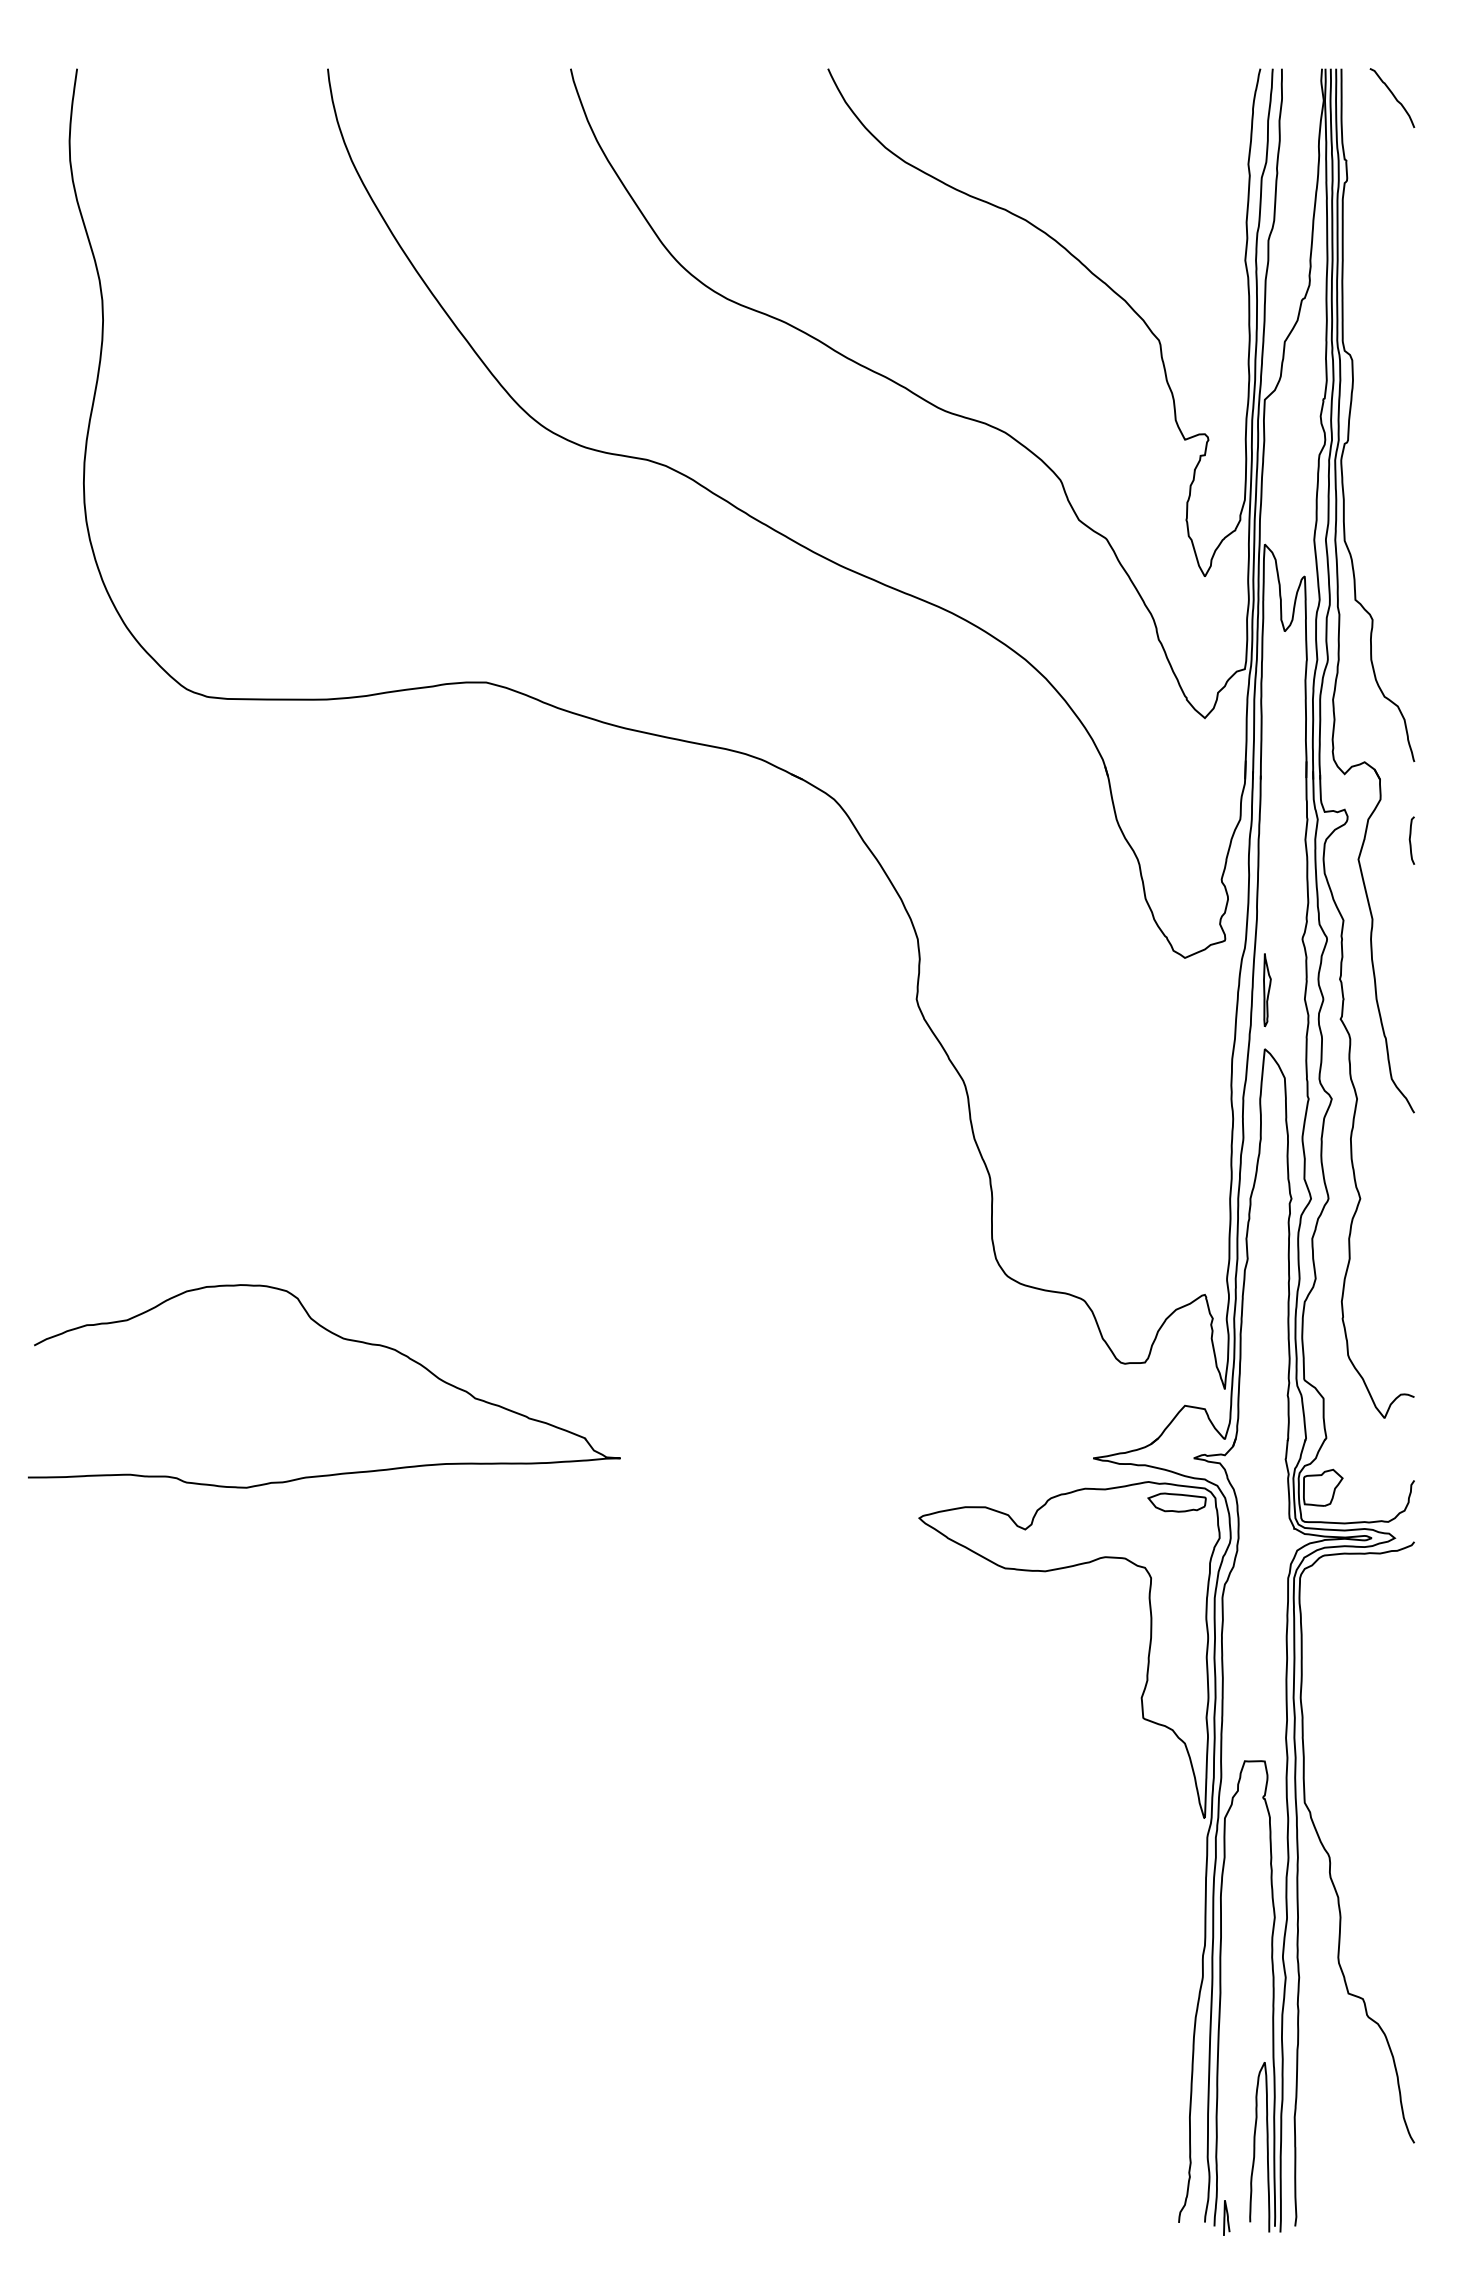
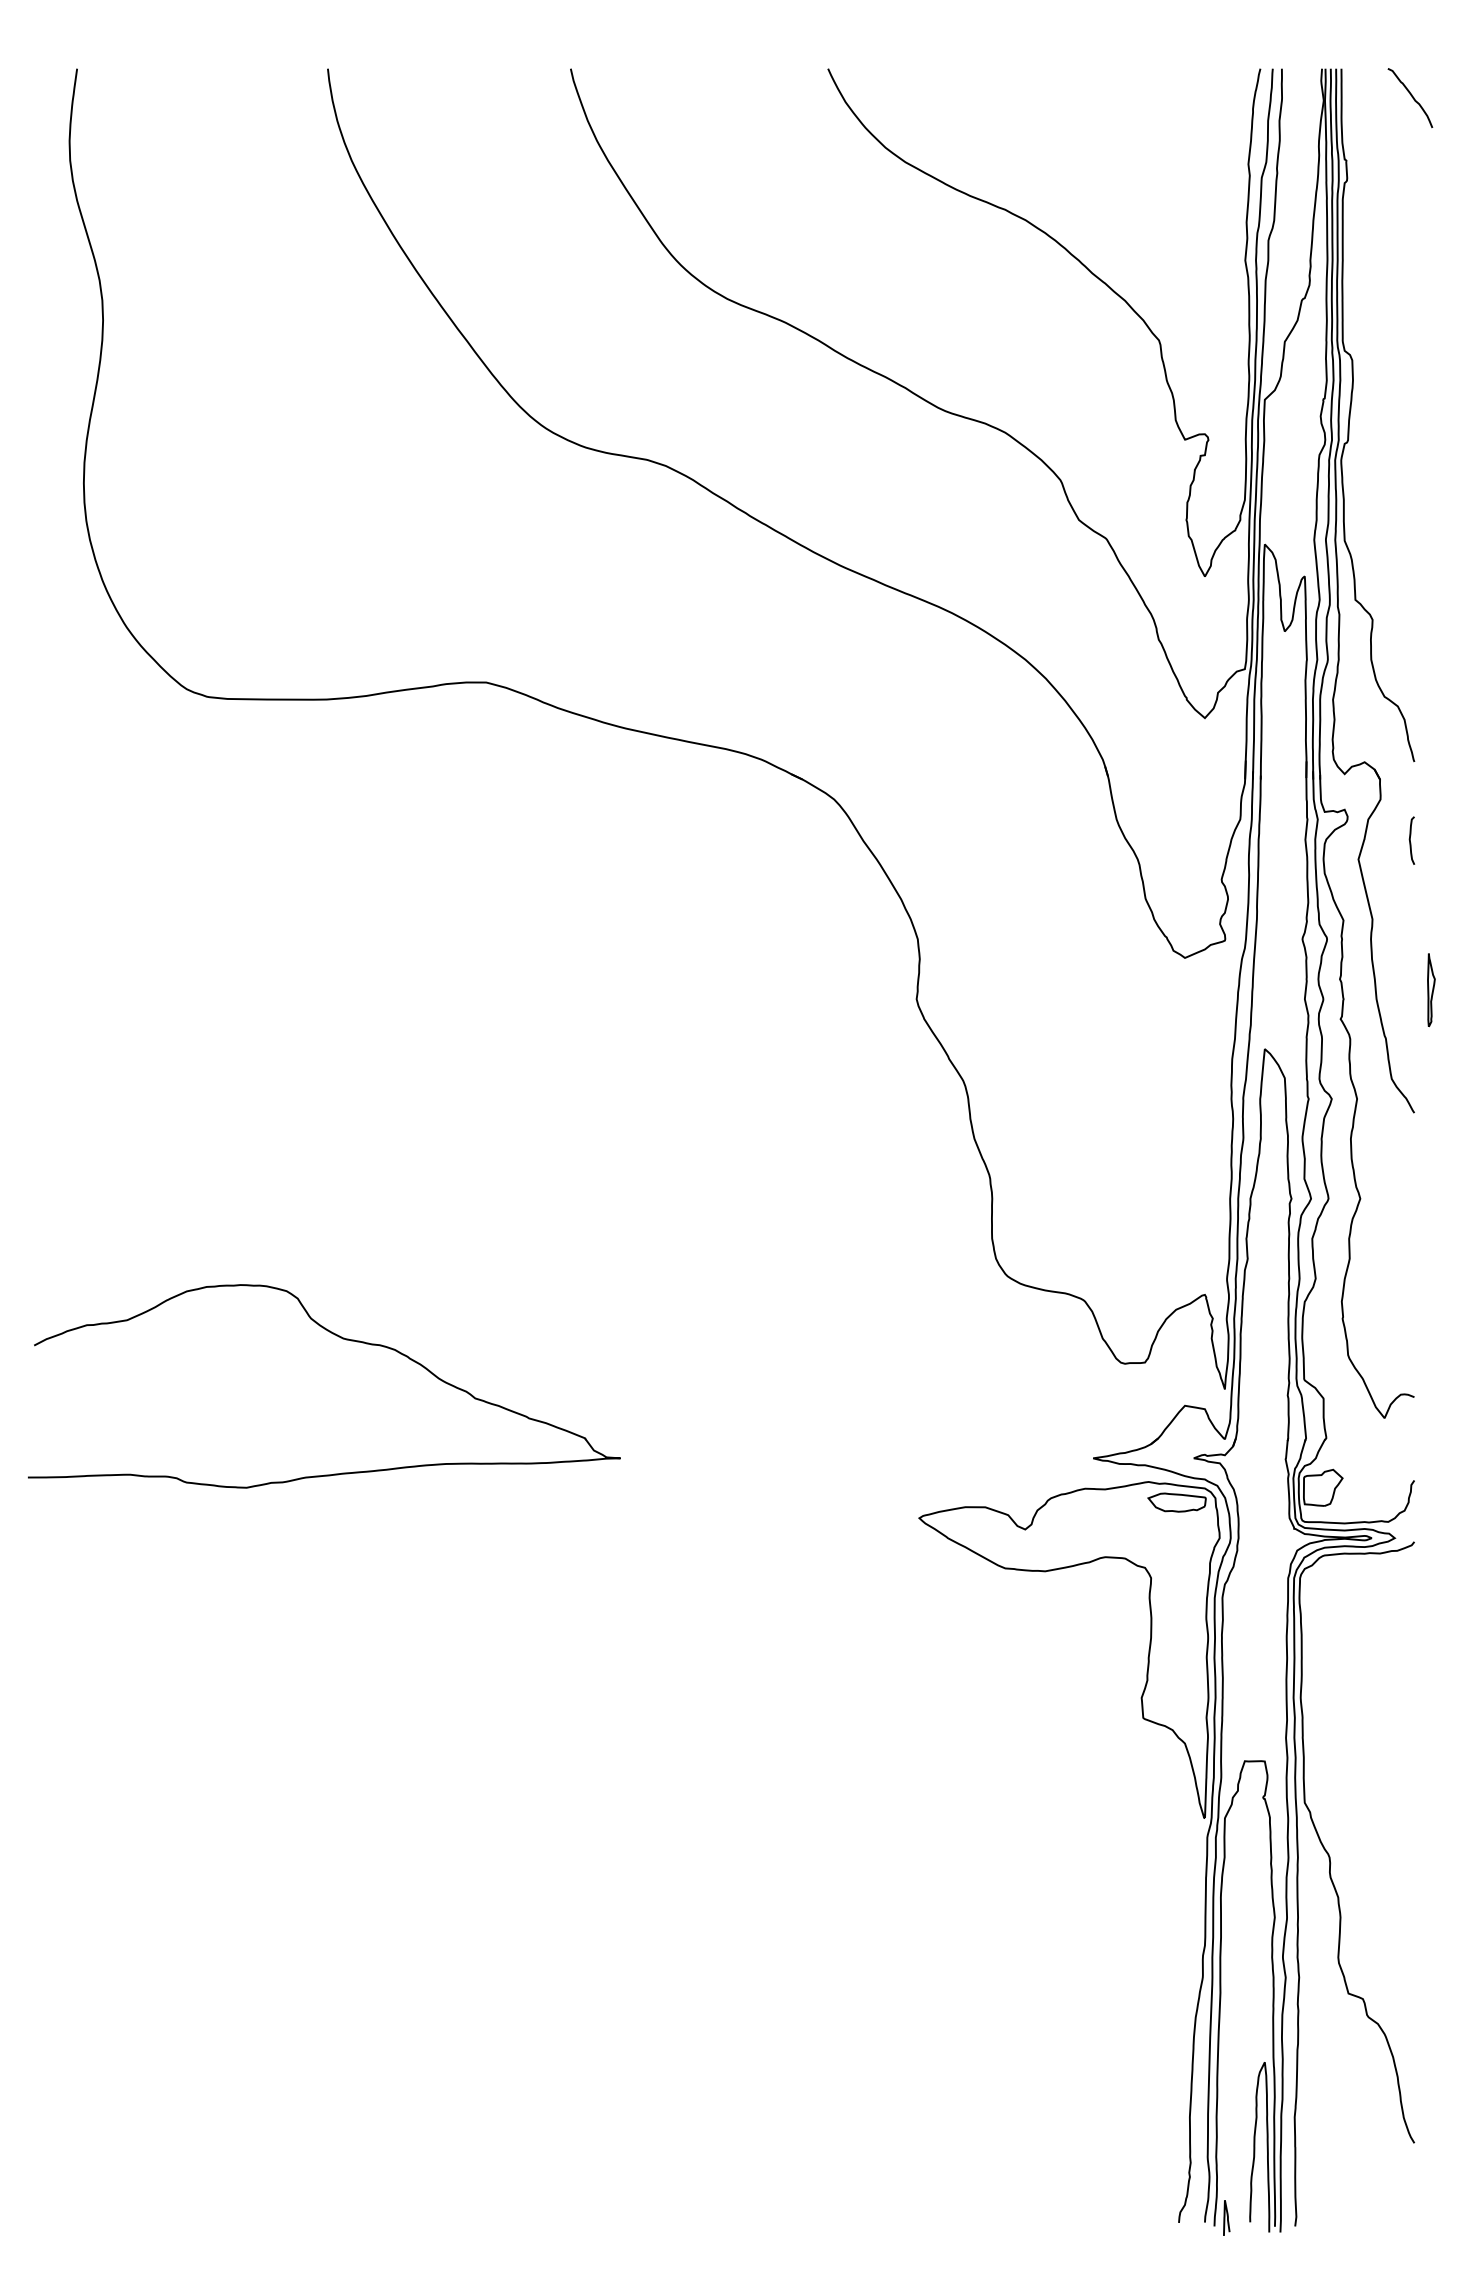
curve position: (1394, 98) -> (1412, 98) (1412, 98)
part position: (1267, 990) -> (1431, 990) (1431, 990)
